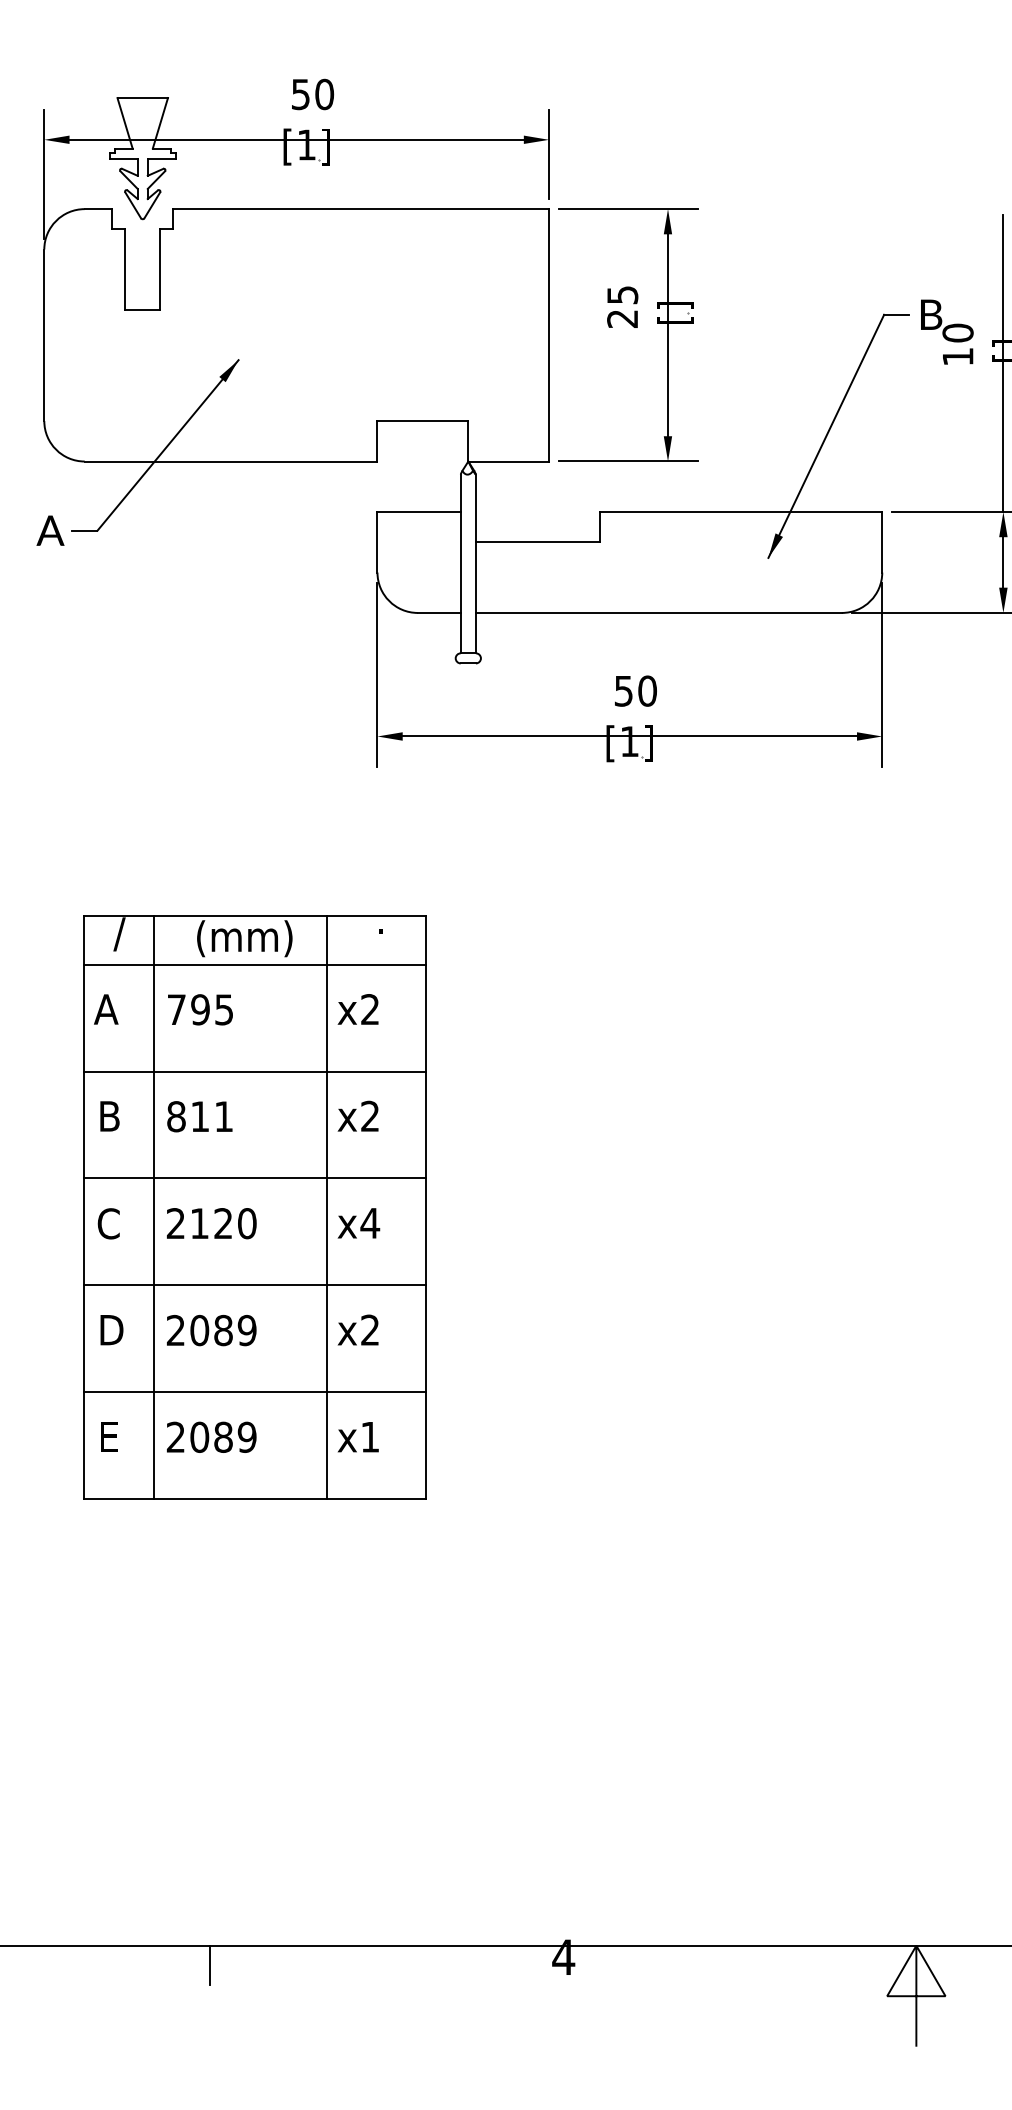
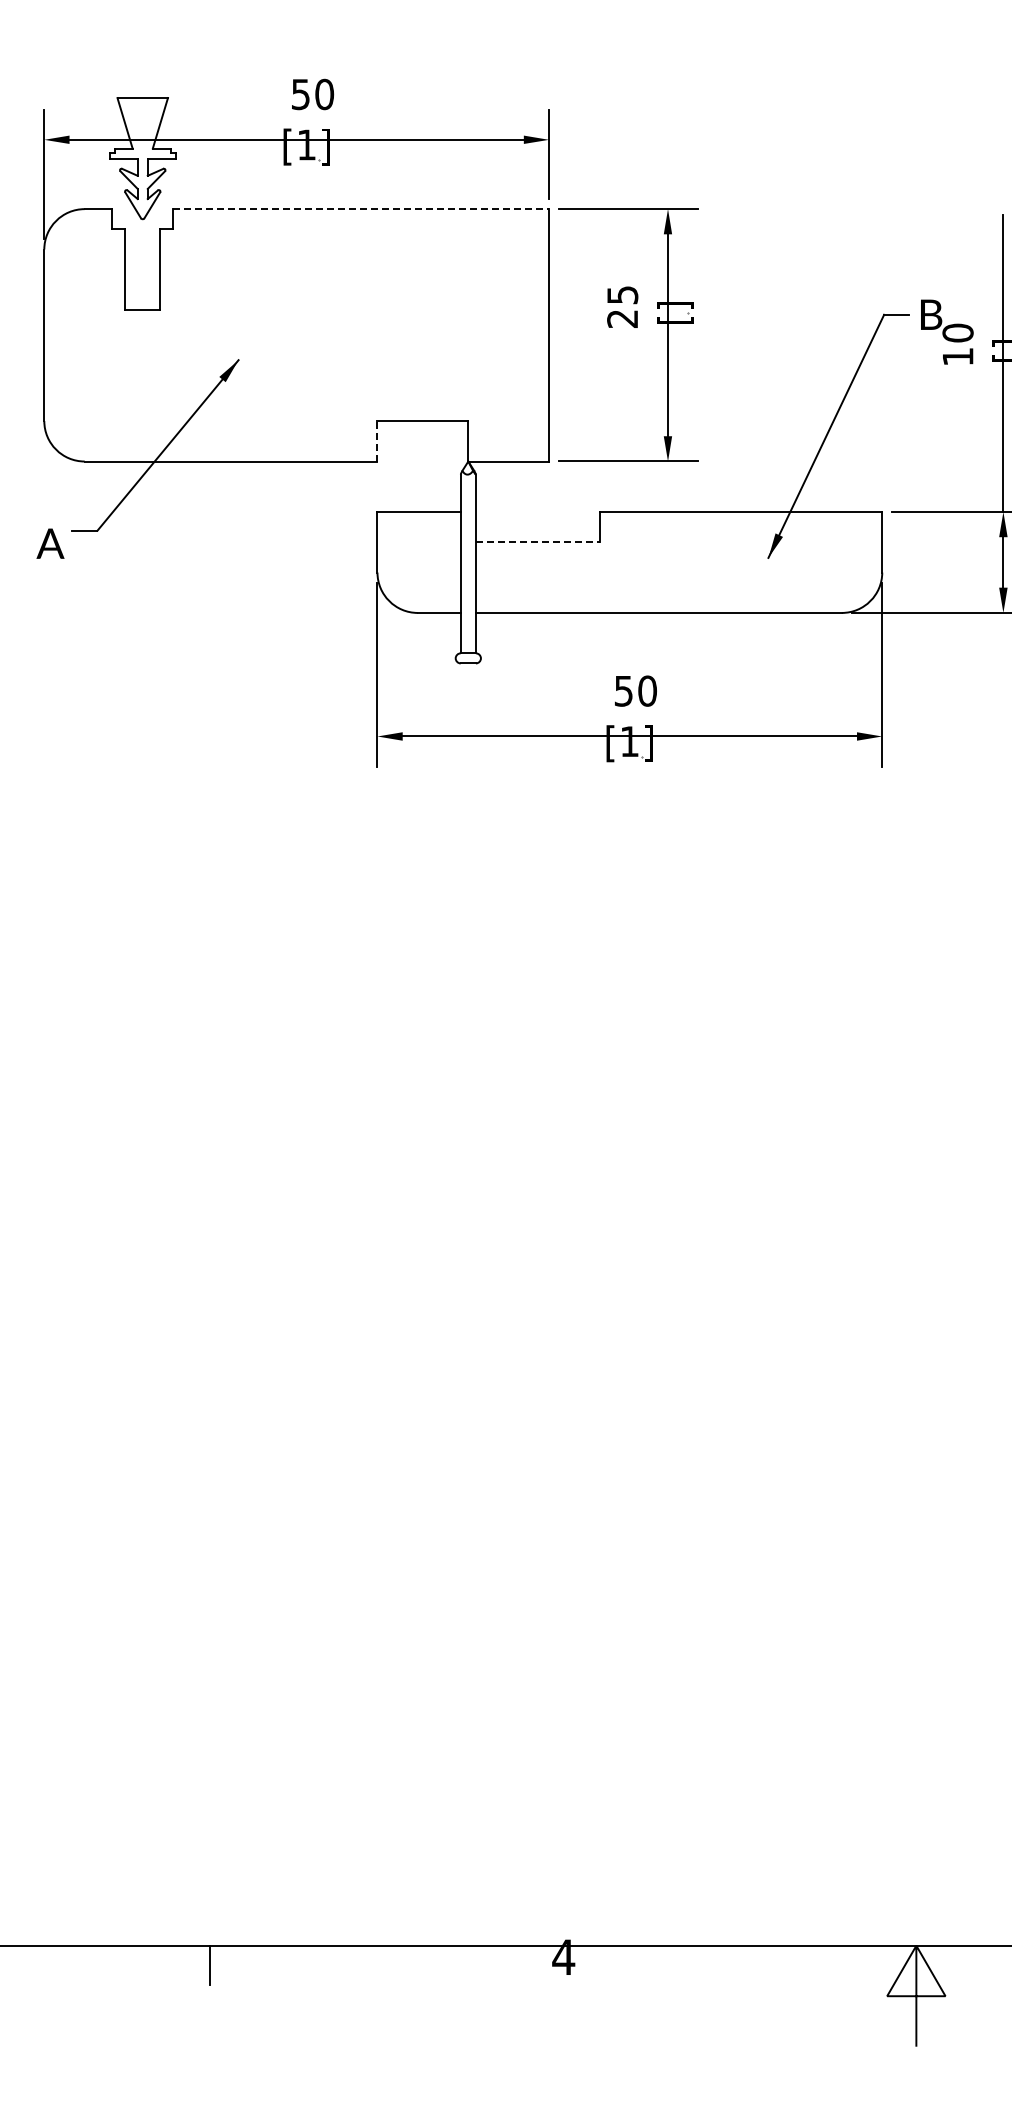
line: solid -> dashed (361, 209)
line: solid -> dashed (377, 440)
text position: (50, 530) -> (50, 543) (50, 543)
line: solid -> dashed (537, 542)
part: present -> none (254, 1207)
